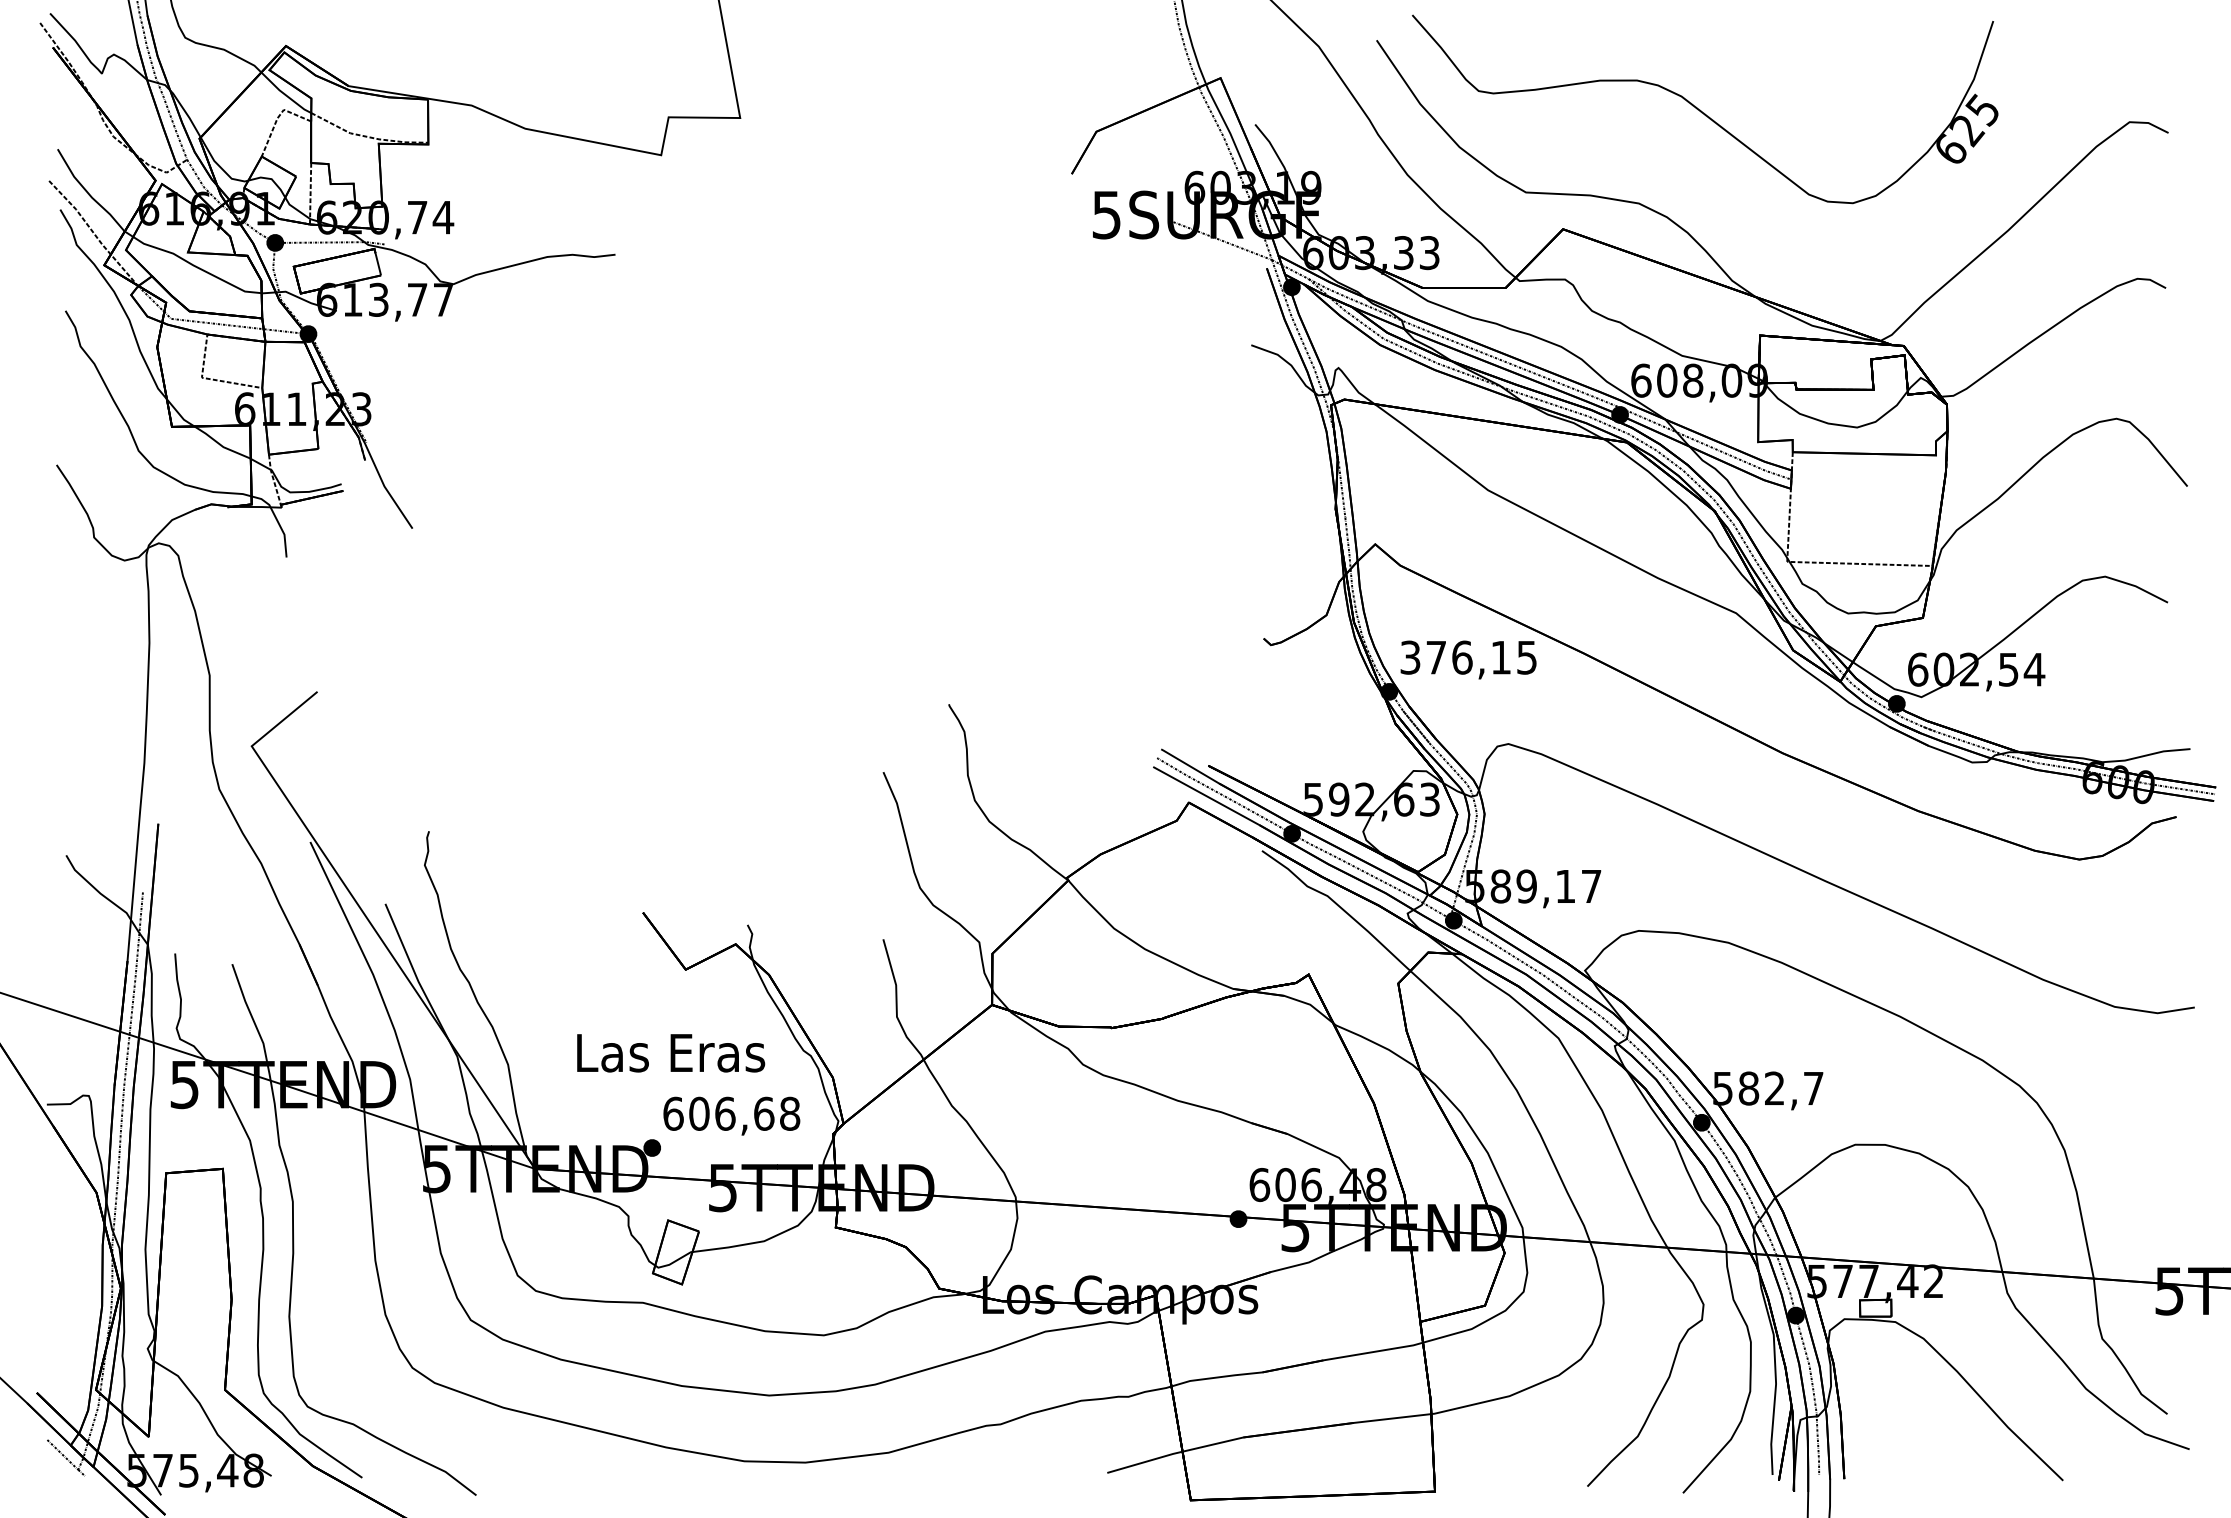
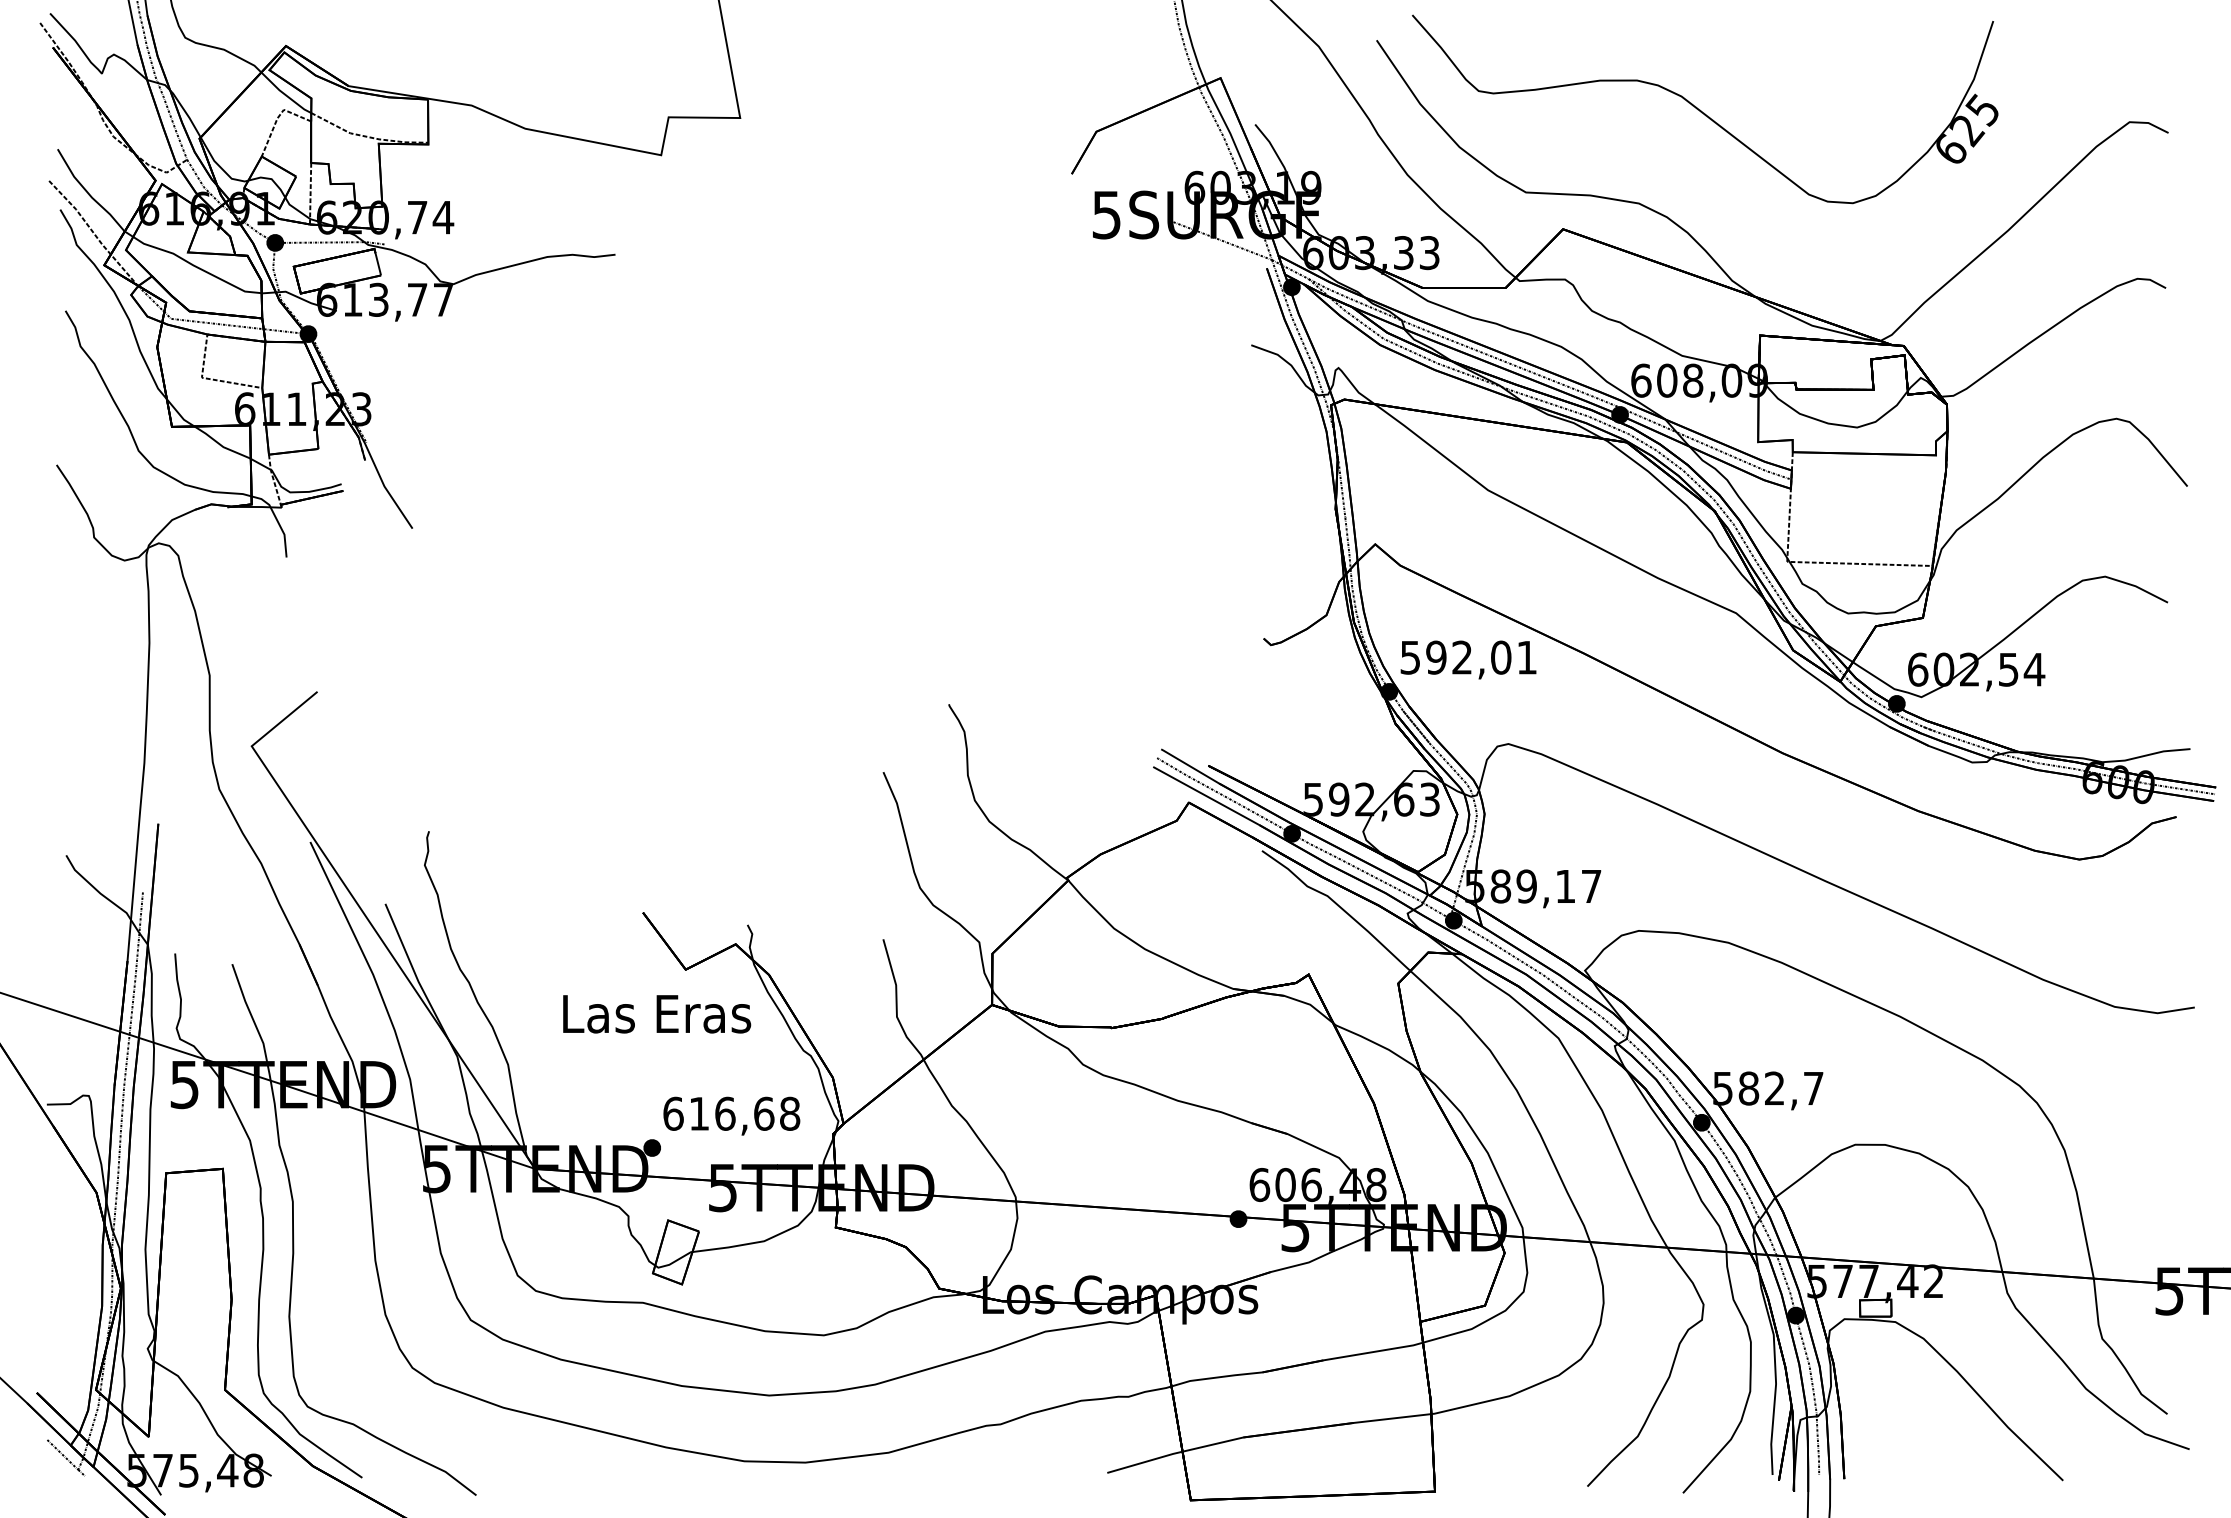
text: 376,15 -> 592,01 (1468, 657)
text position: (671, 1053) -> (657, 1014) (657, 1014)
text: 606,68 -> 616,68 (699, 1113)
